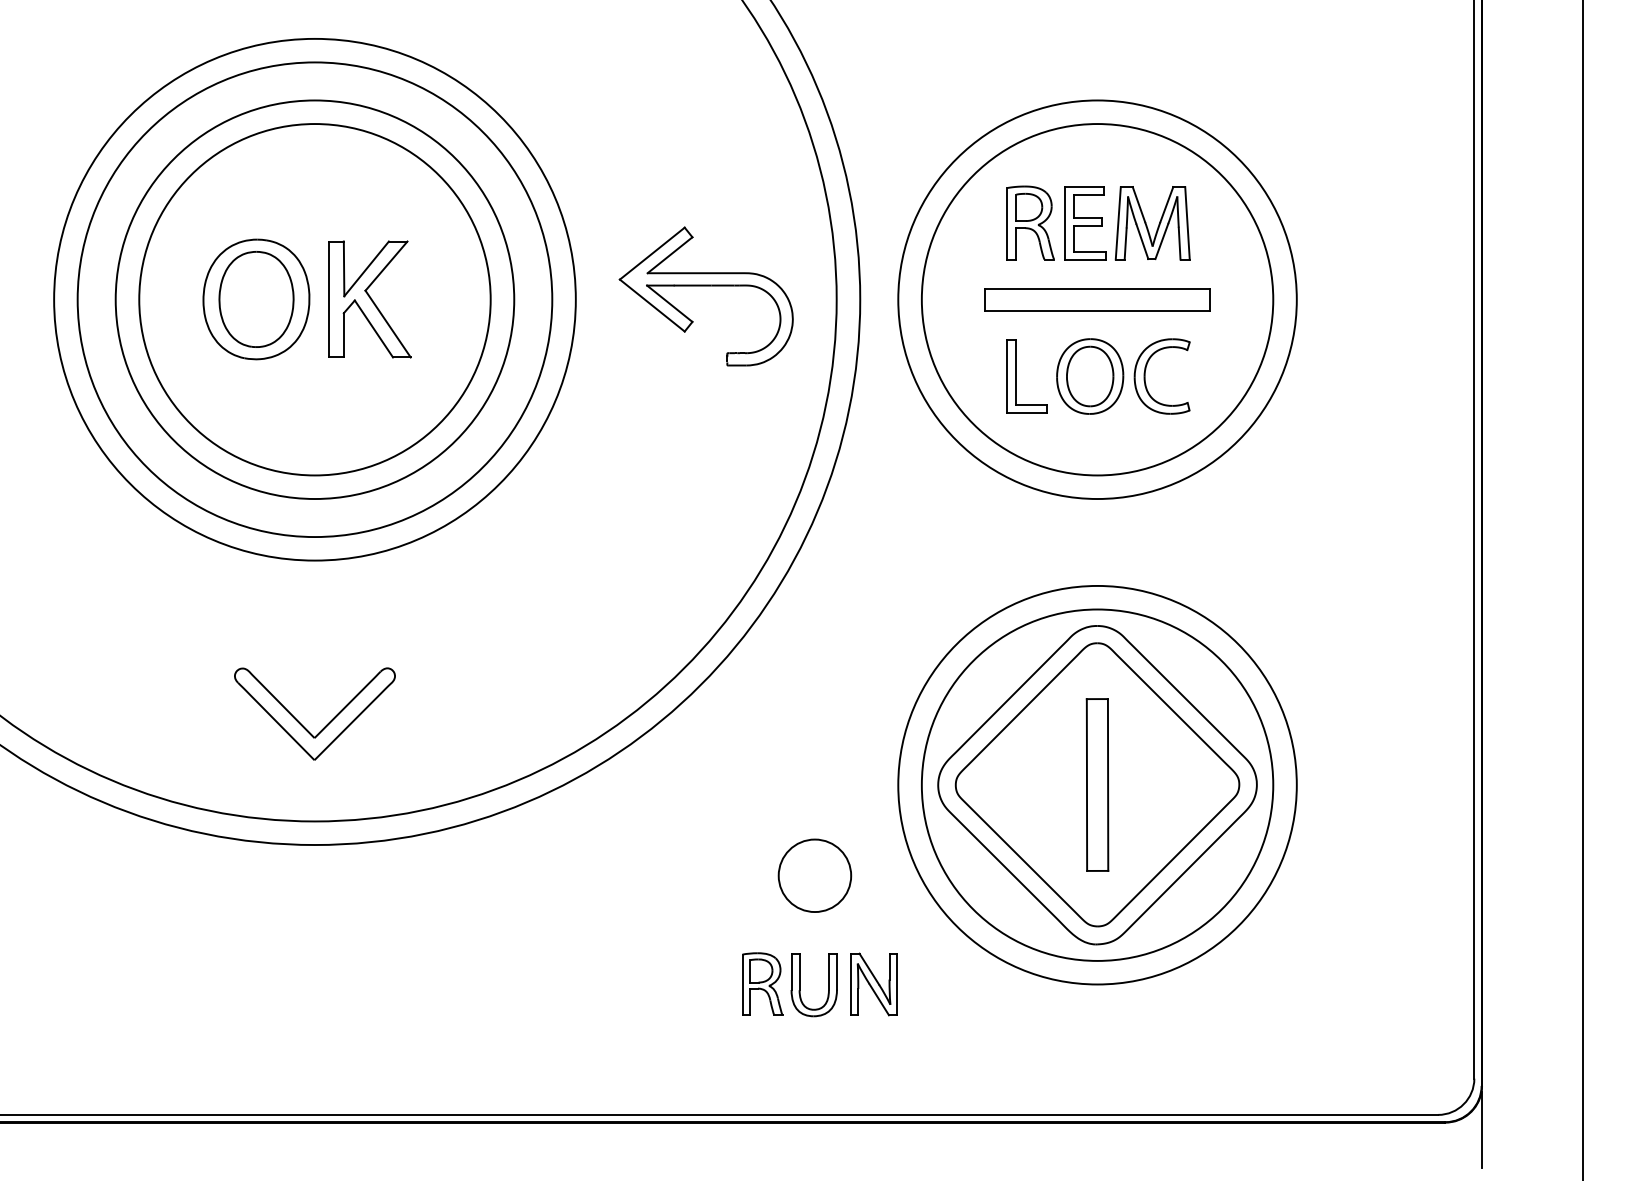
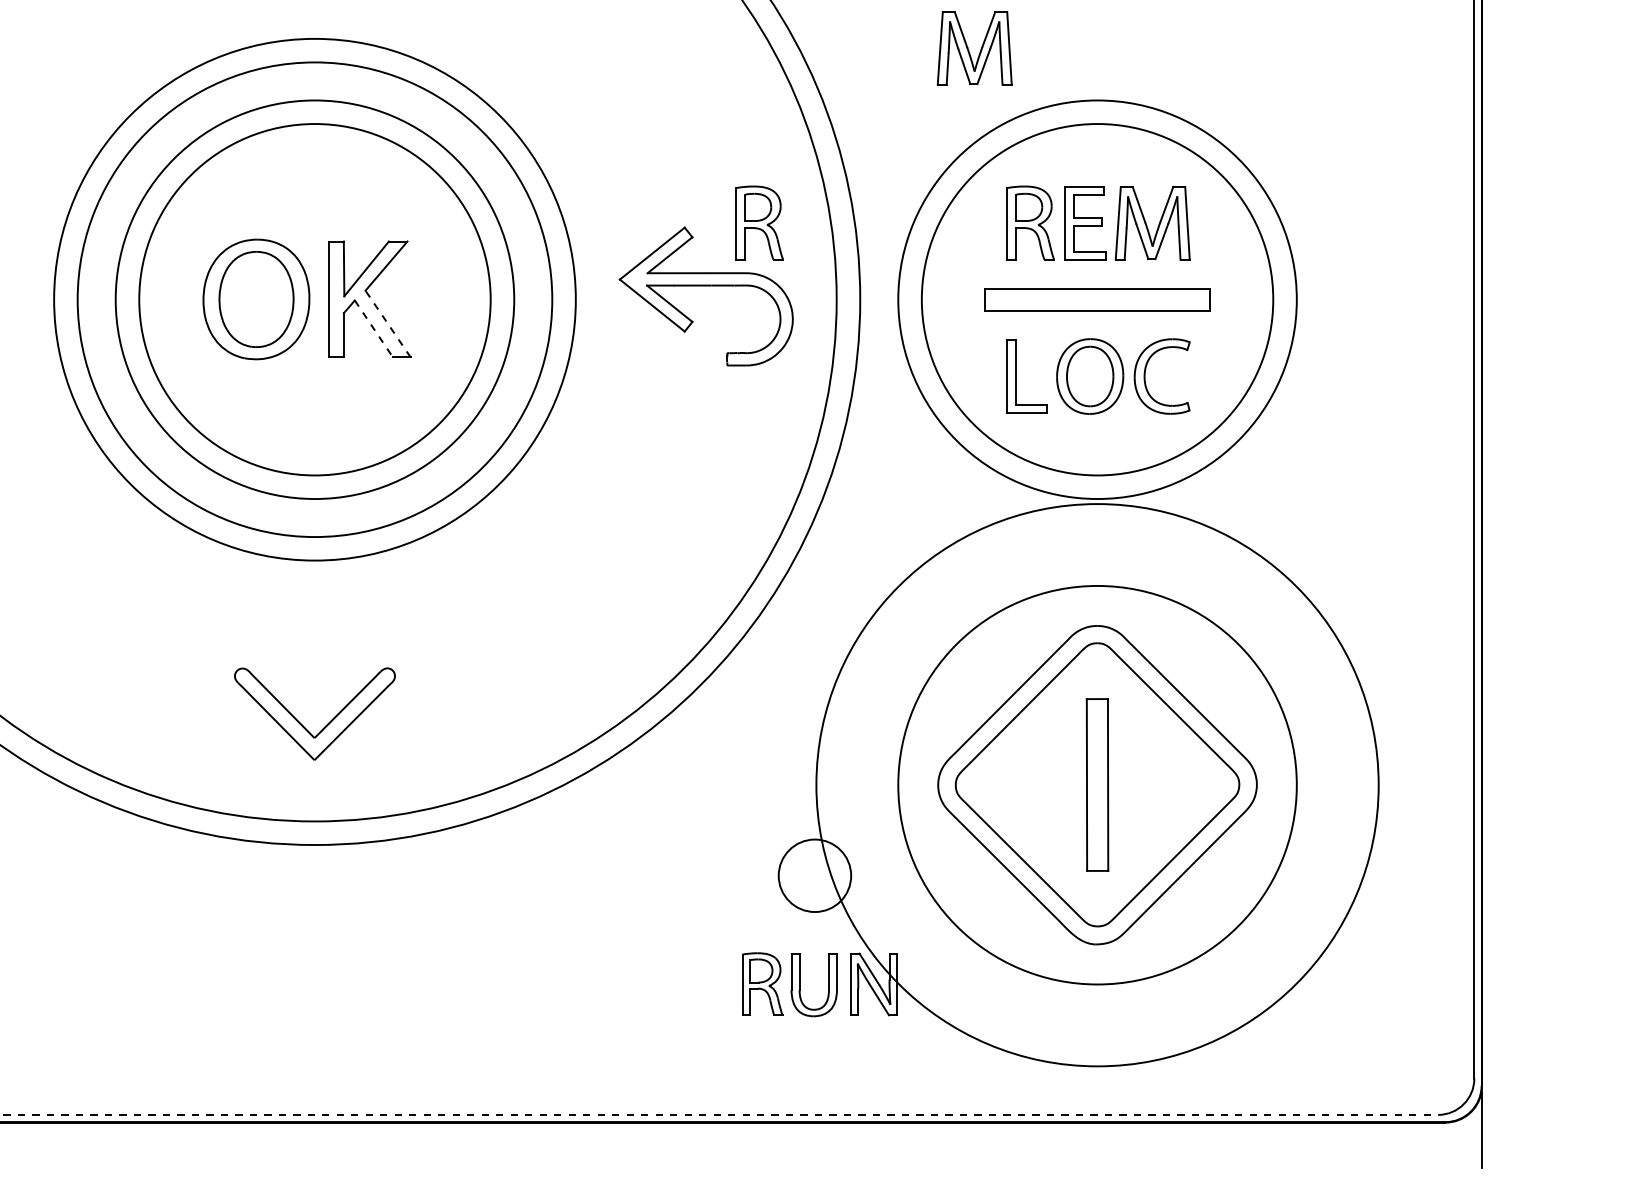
part: none -> present (974, 48)
part: none -> present (759, 222)
line: solid -> dashed (387, 323)
line: solid -> dashed (374, 329)
line: present -> none (1583, 589)
circle diameter: 351 px -> 562 px (1097, 785)
line: solid -> dashed (719, 1114)
